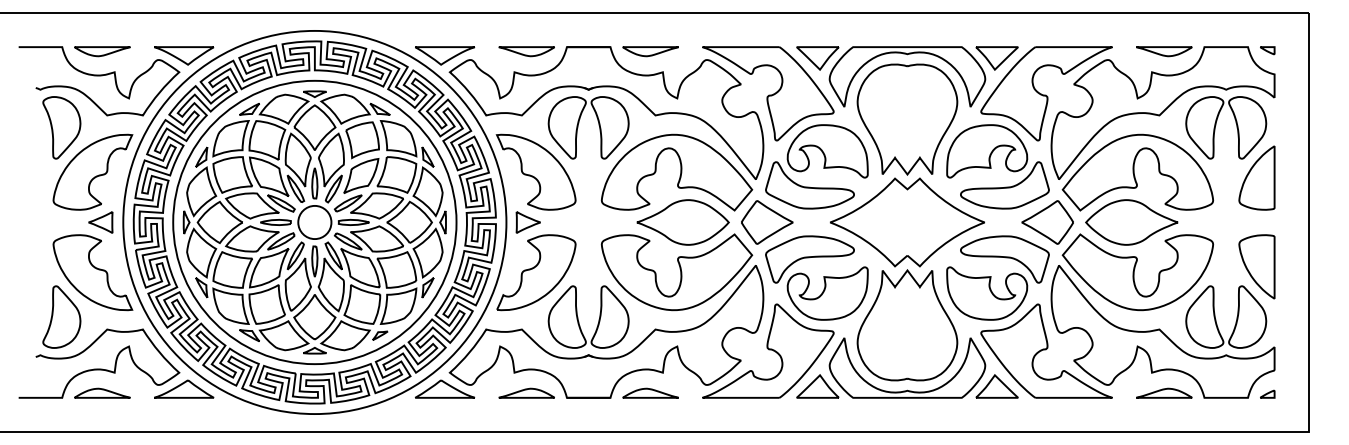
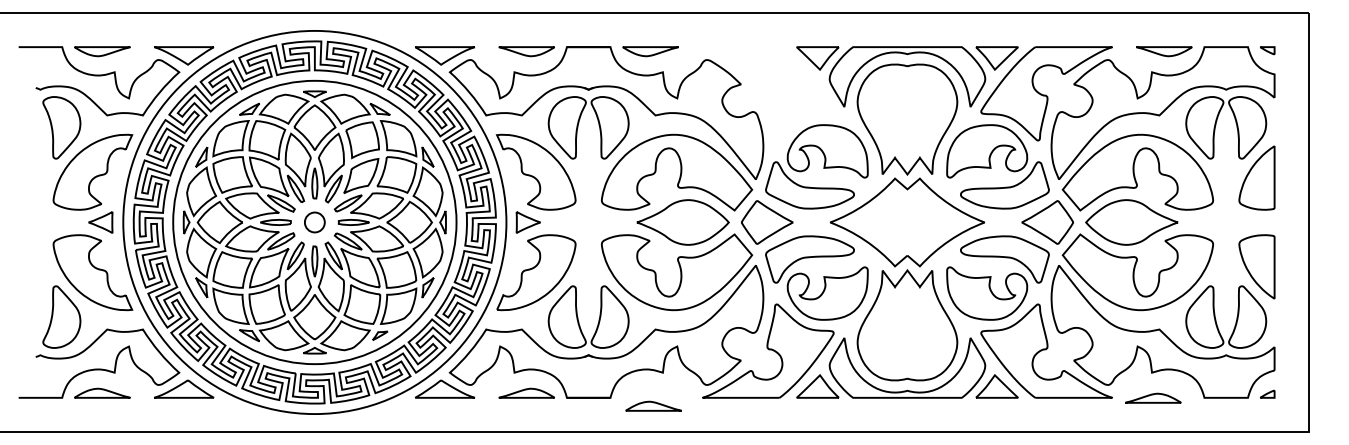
part: present -> none (768, 93)
circle diameter: 33 px -> 20 px (314, 222)
part position: (650, 392) -> (653, 405) (653, 405)
part position: (1164, 392) -> (1153, 397) (1153, 397)
